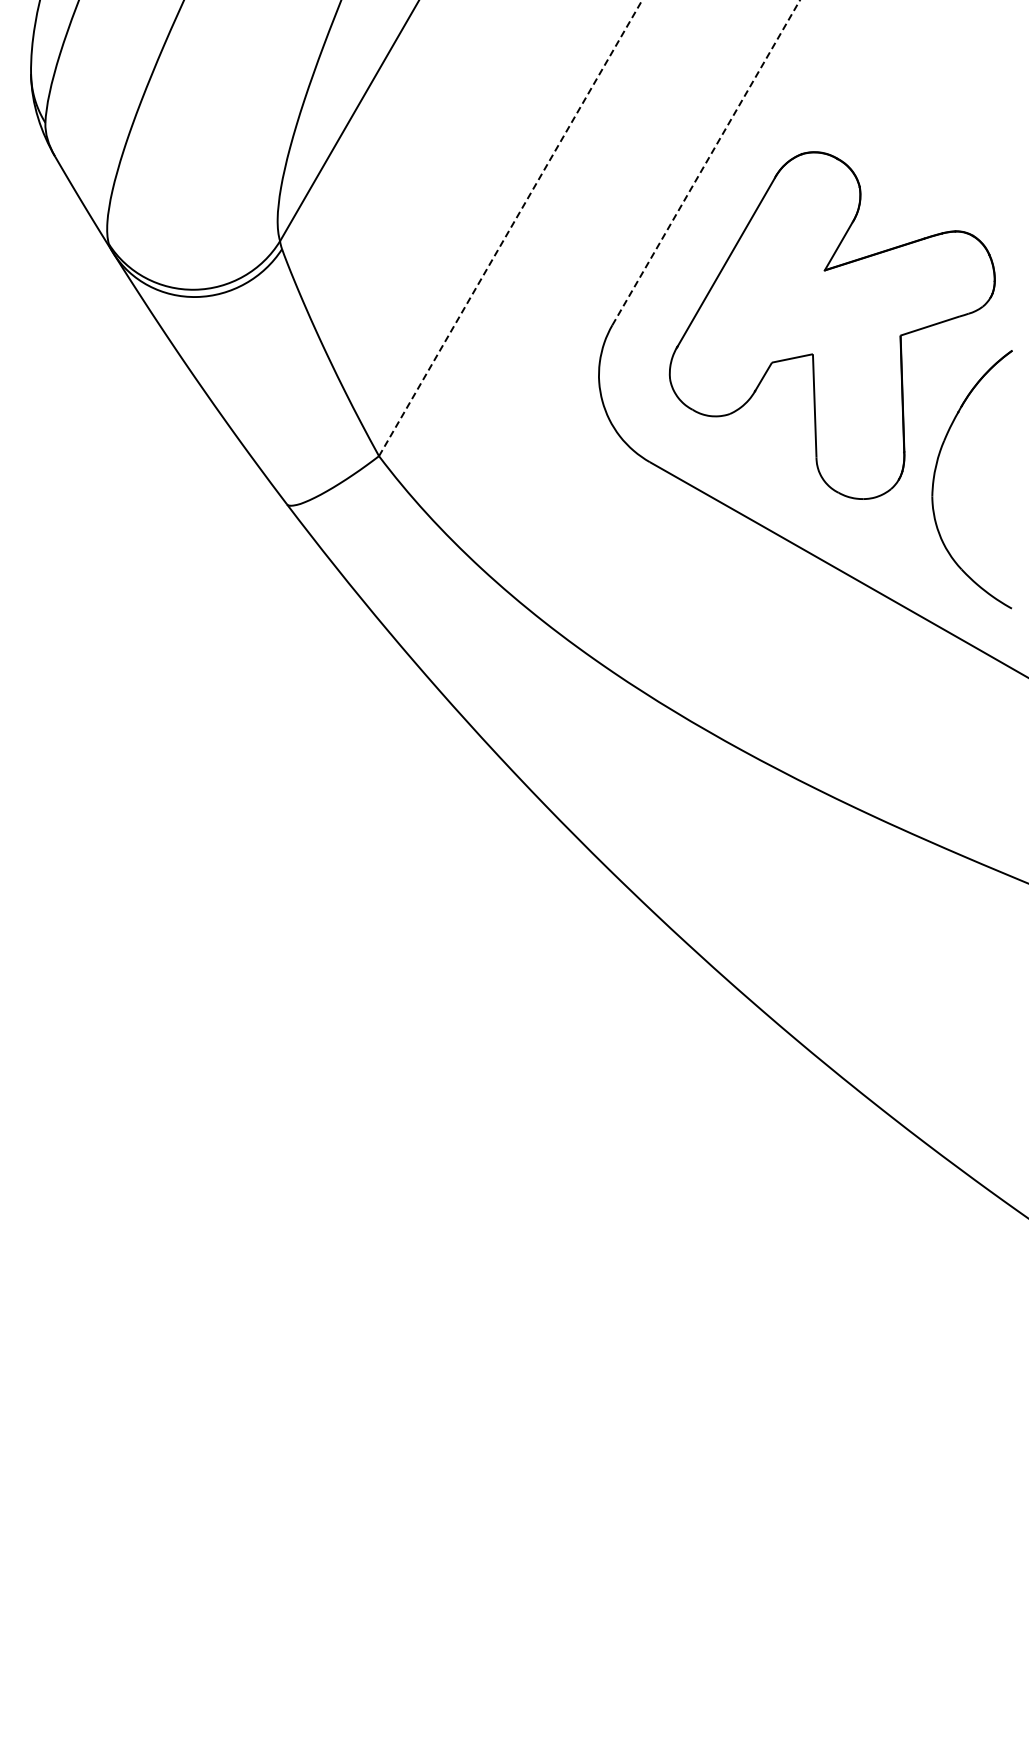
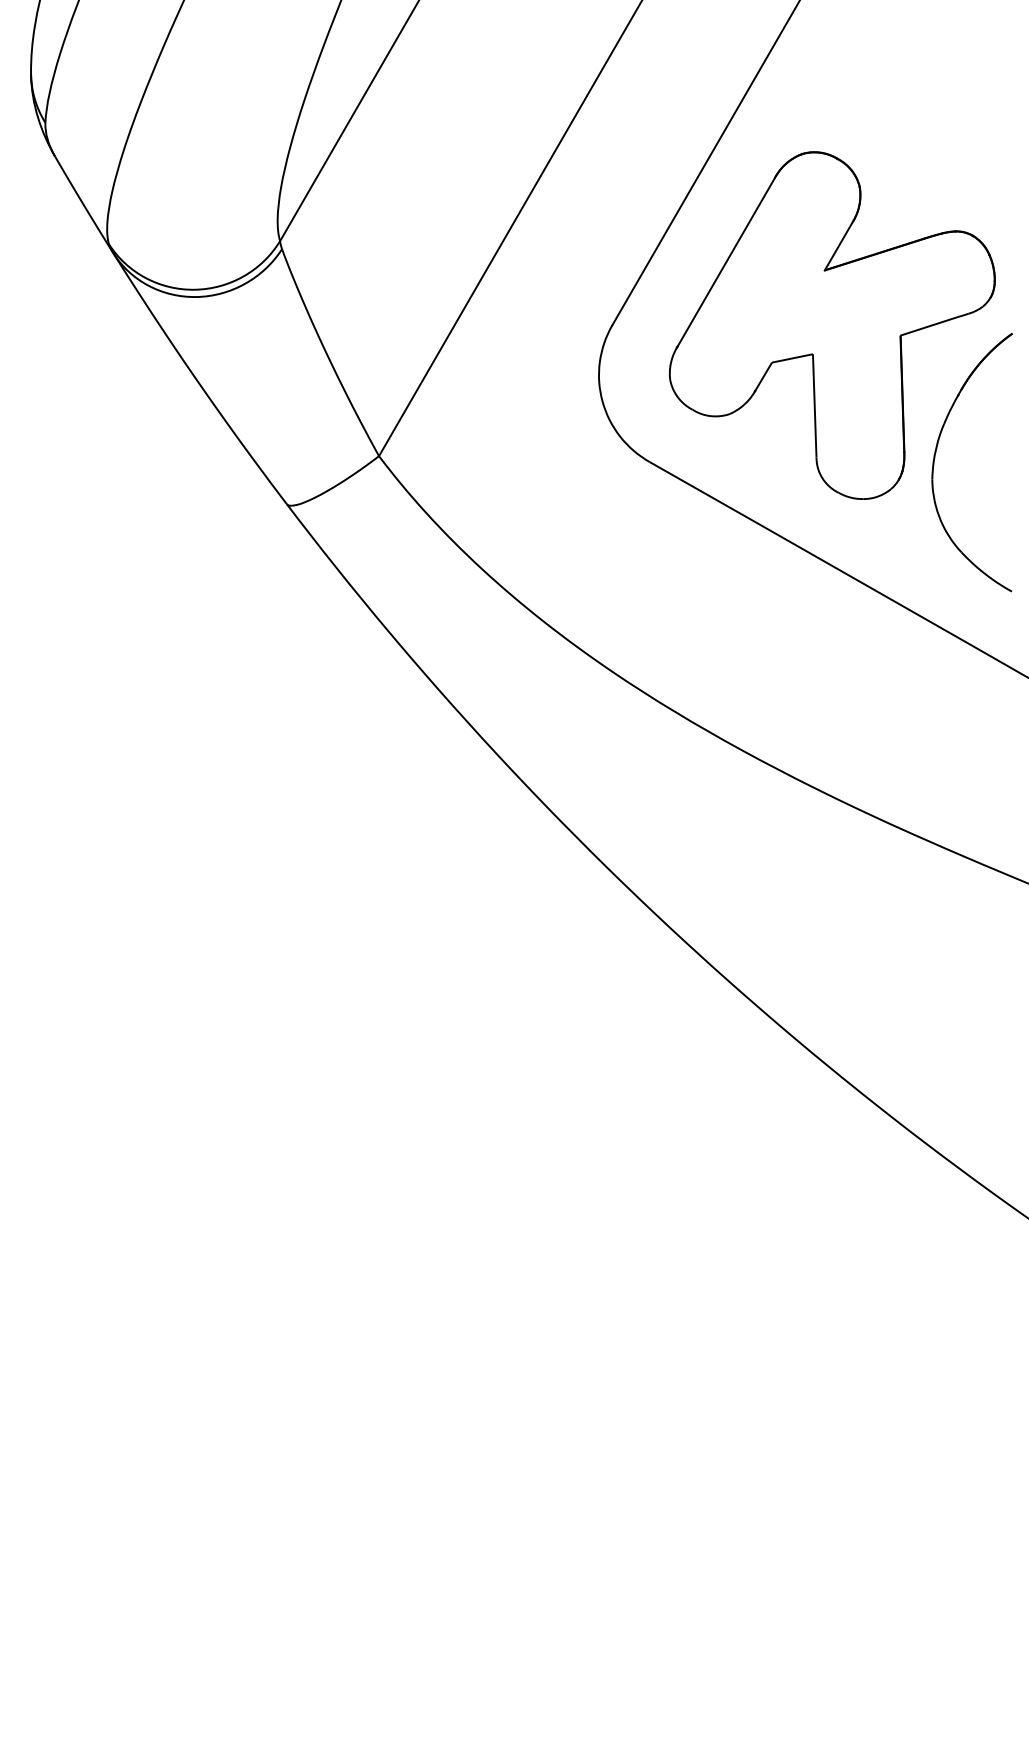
line: dashed -> solid (706, 162)
line: dashed -> solid (510, 228)
part position: (936, 470) -> (936, 453) (936, 453)
